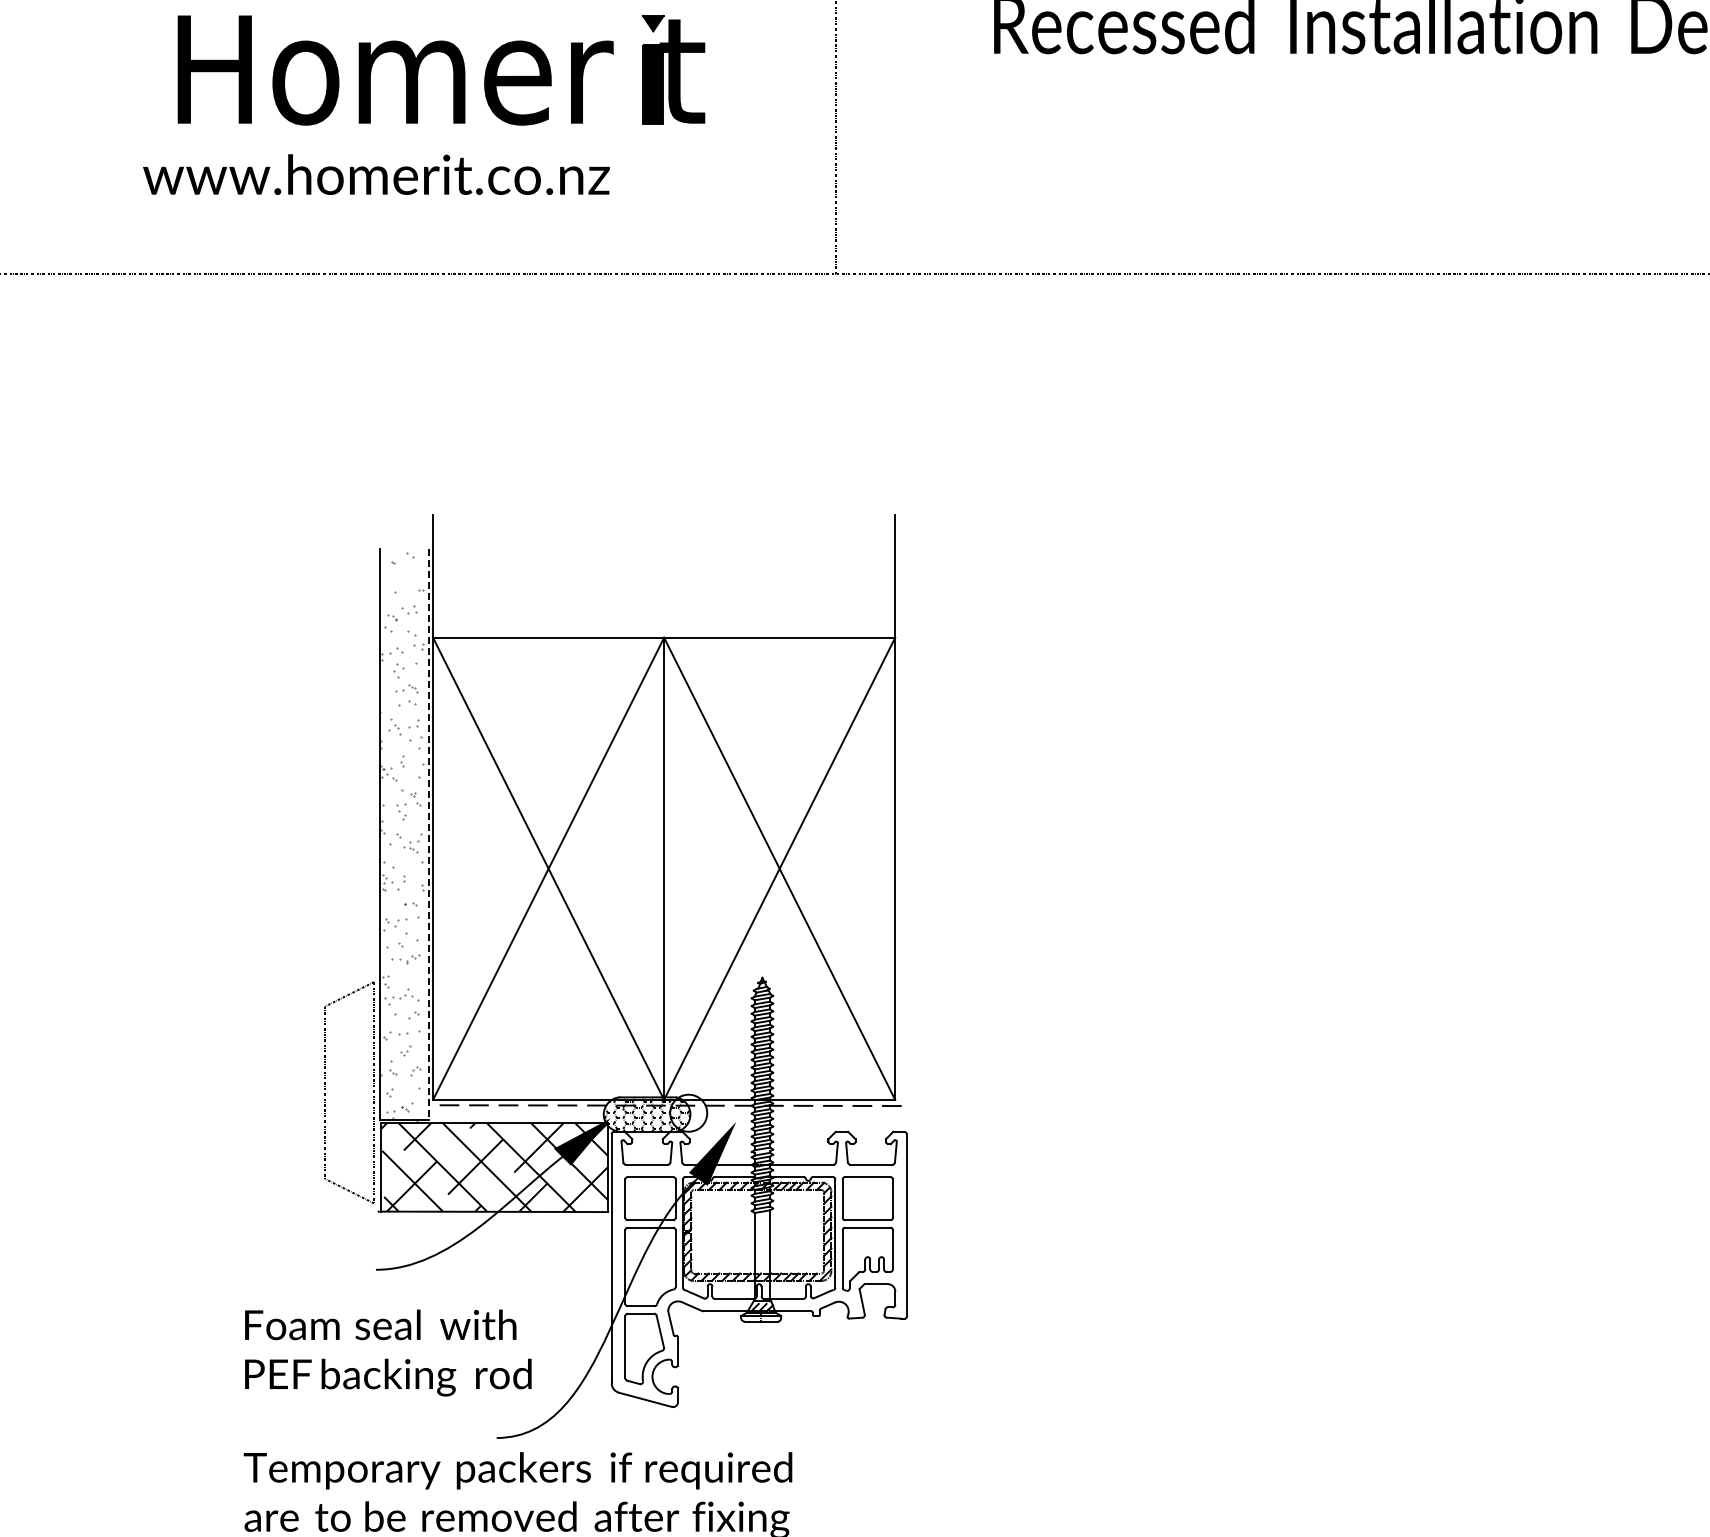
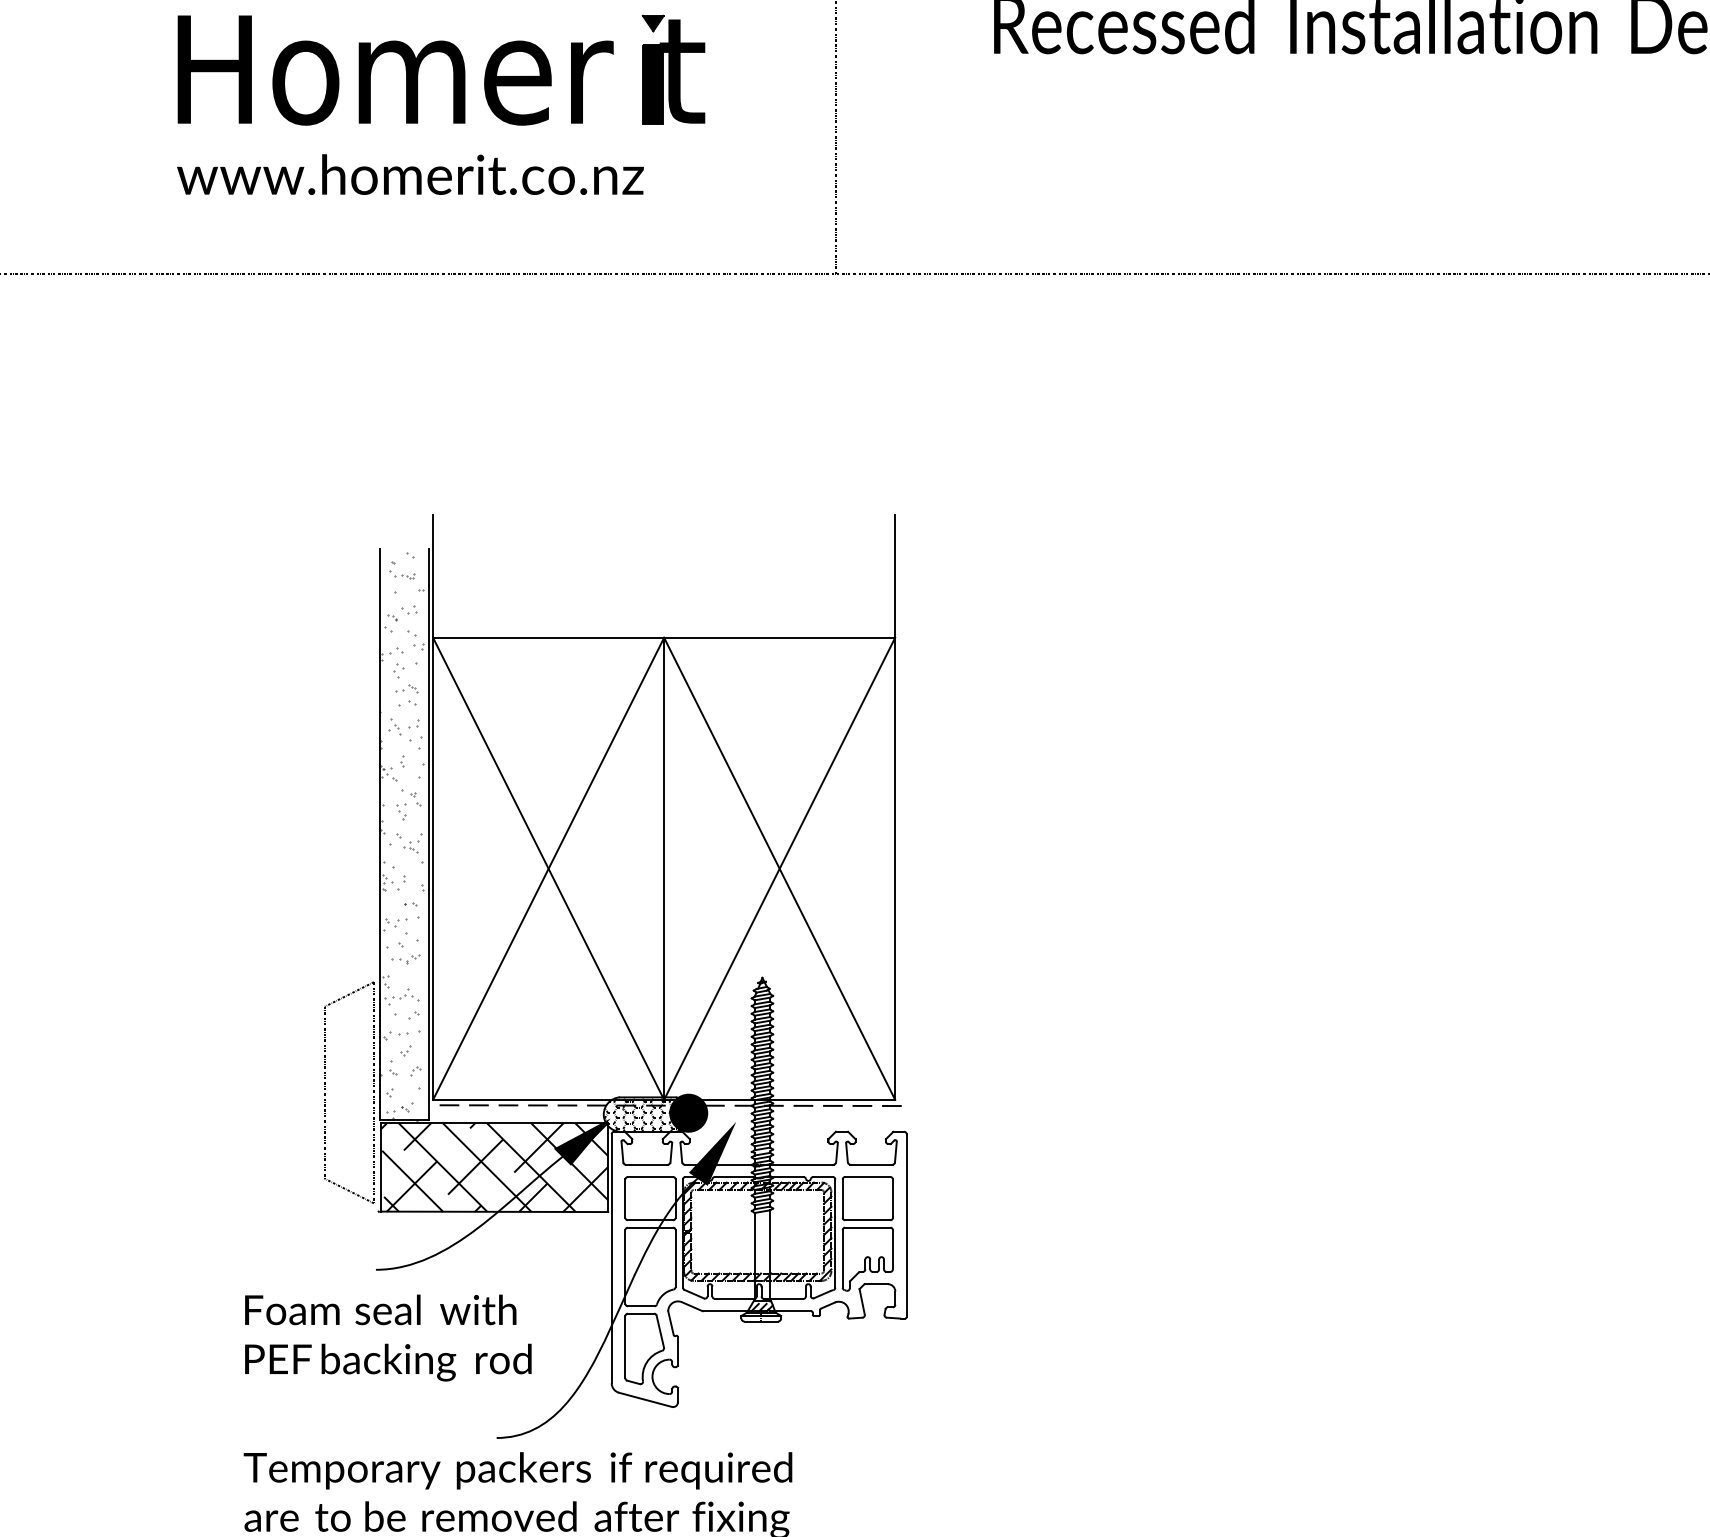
text position: (376, 174) -> (410, 174) (410, 174)
part: none -> present (402, 574)
line: dashed -> solid (428, 834)
fill: none -> present (688, 1112)
text position: (388, 1352) -> (388, 1337) (388, 1337)
